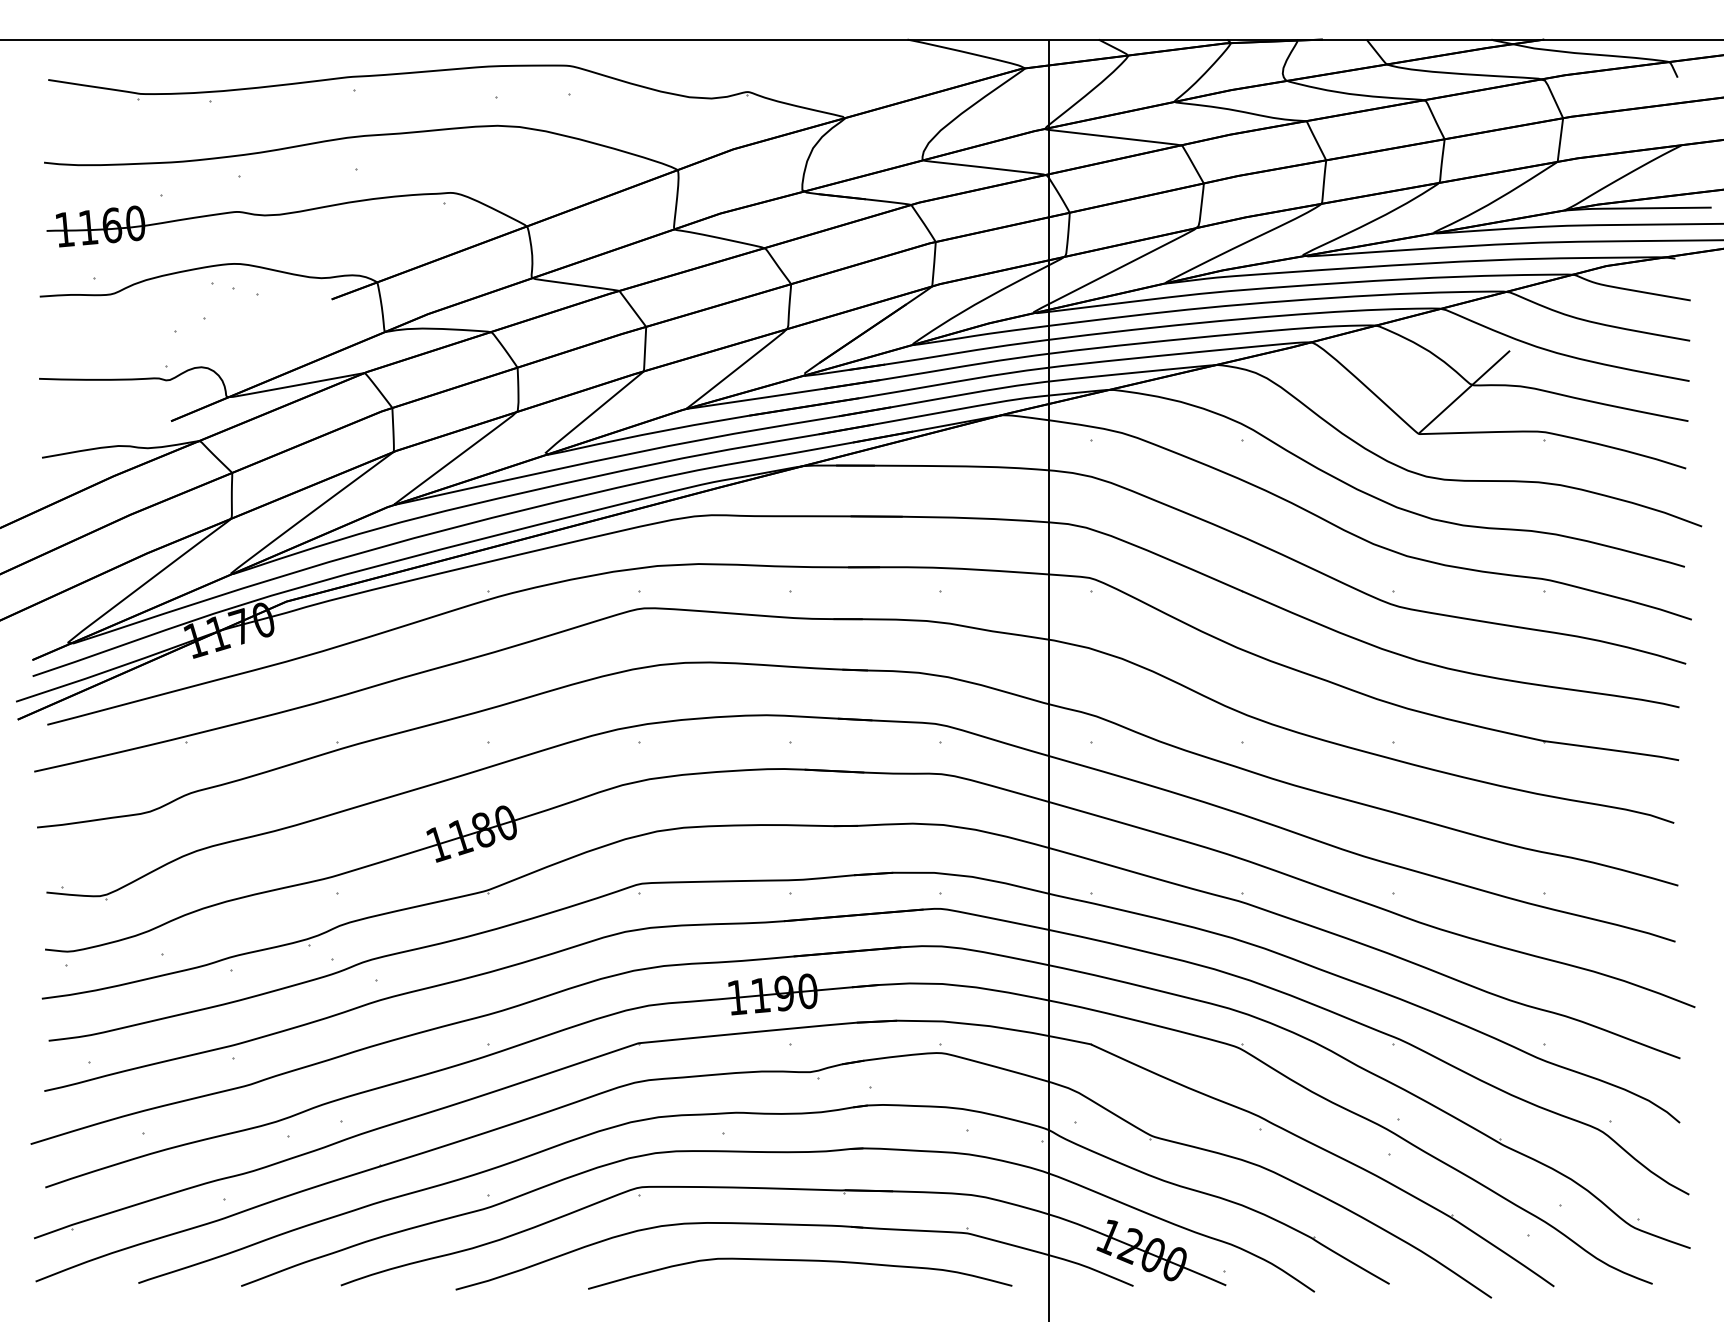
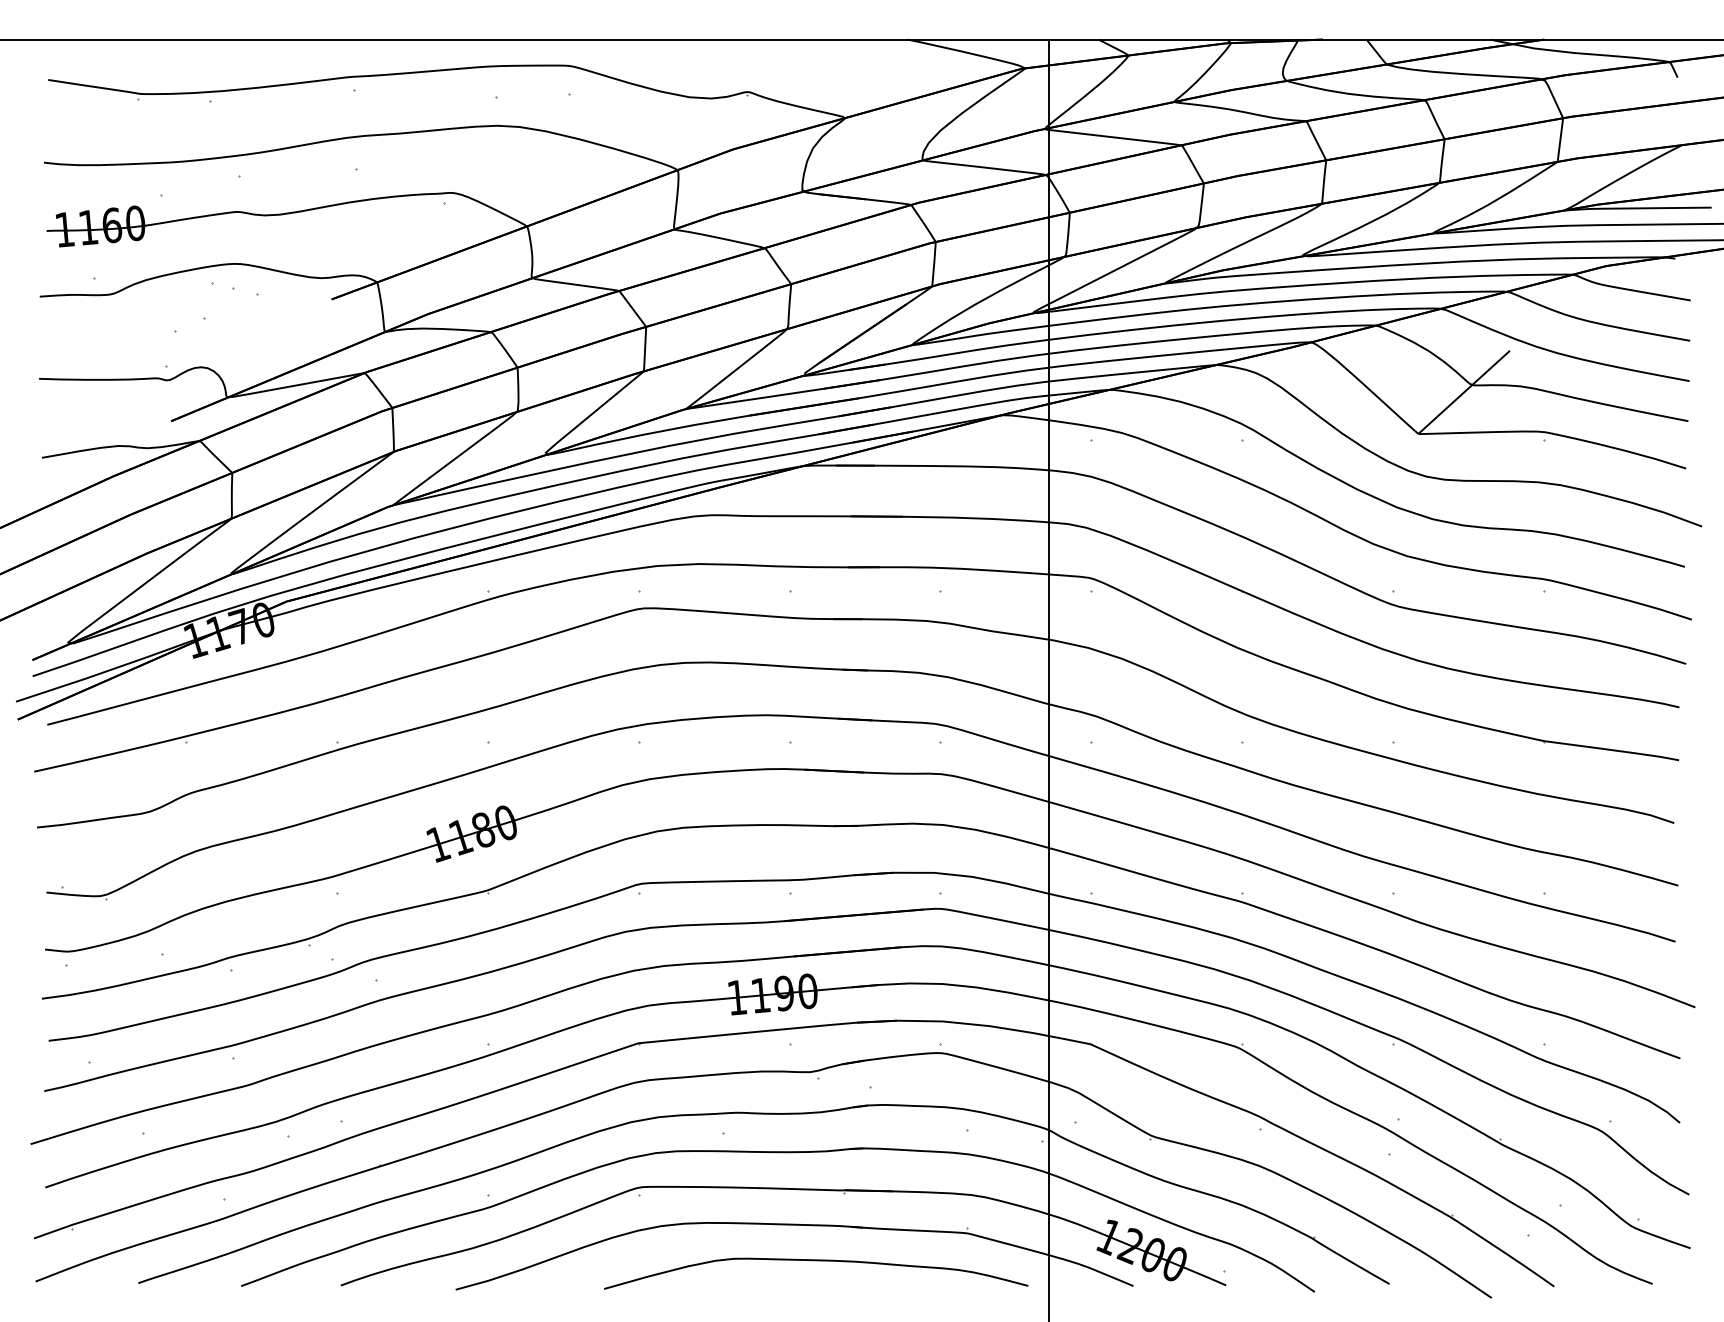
curve position: (800, 1261) -> (816, 1261) (816, 1261)
